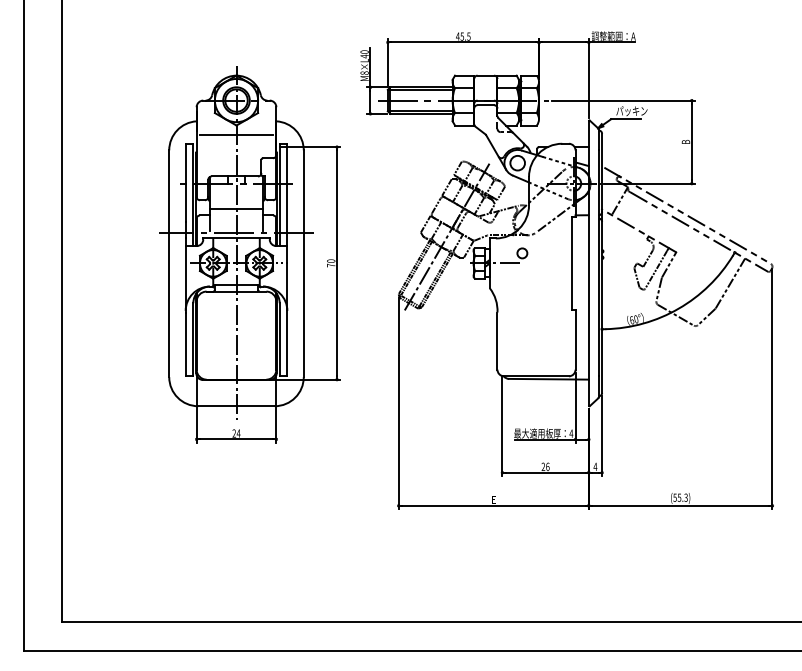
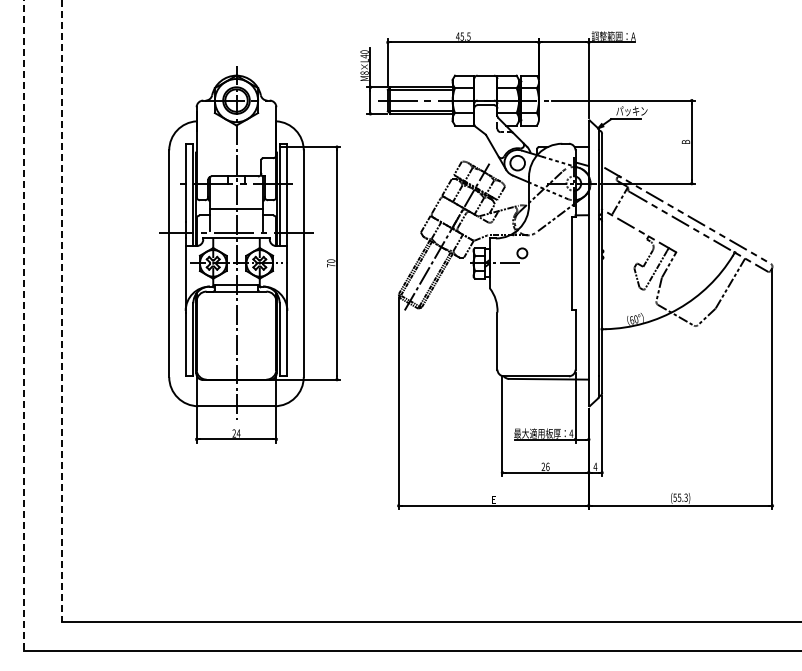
line: present -> none (236, 134)
line: solid -> dashed (62, 311)
line: solid -> dashed (24, 325)
